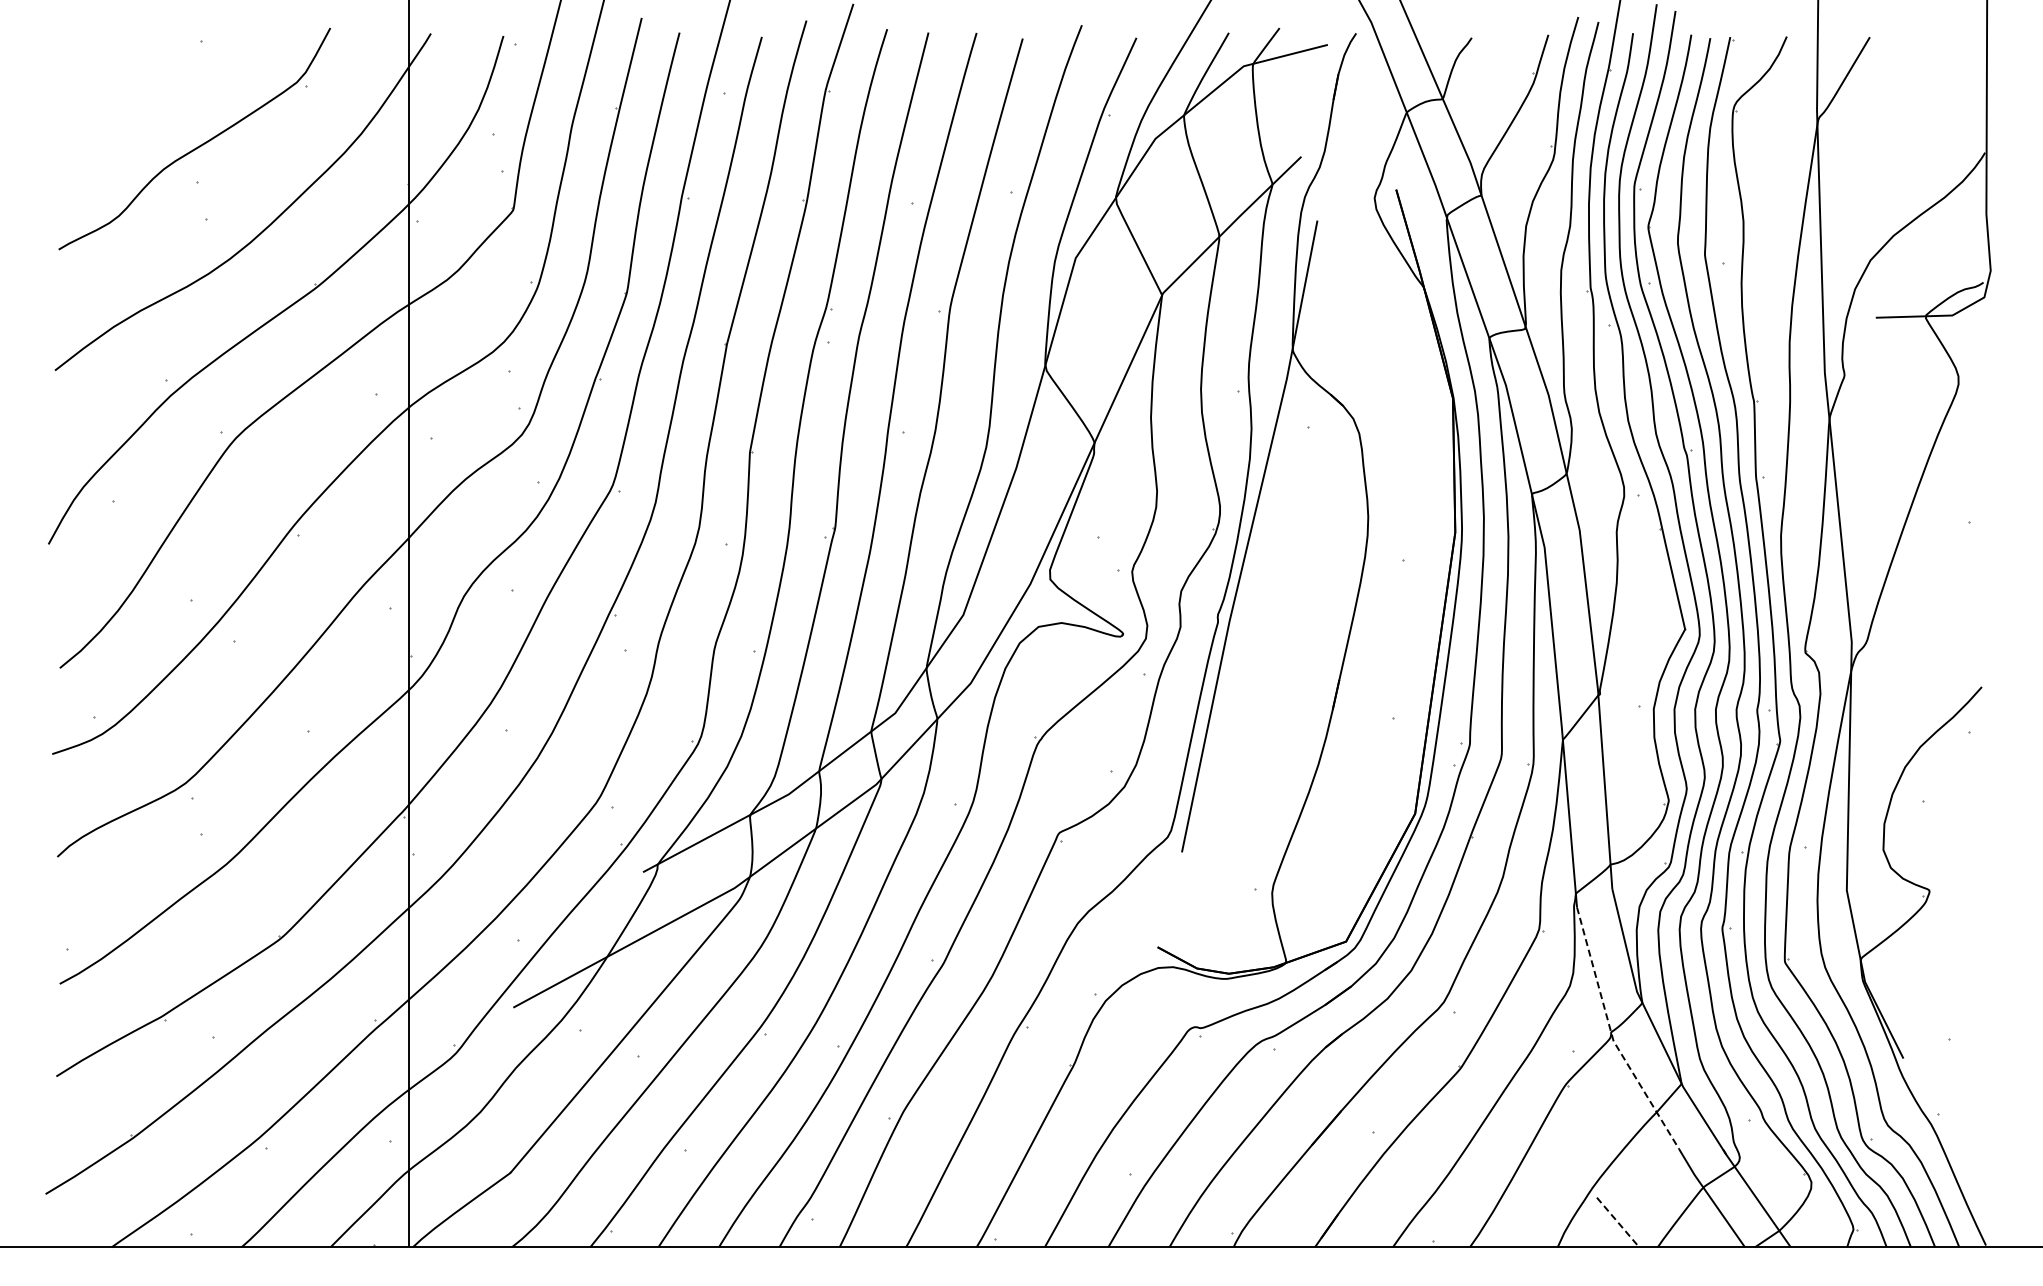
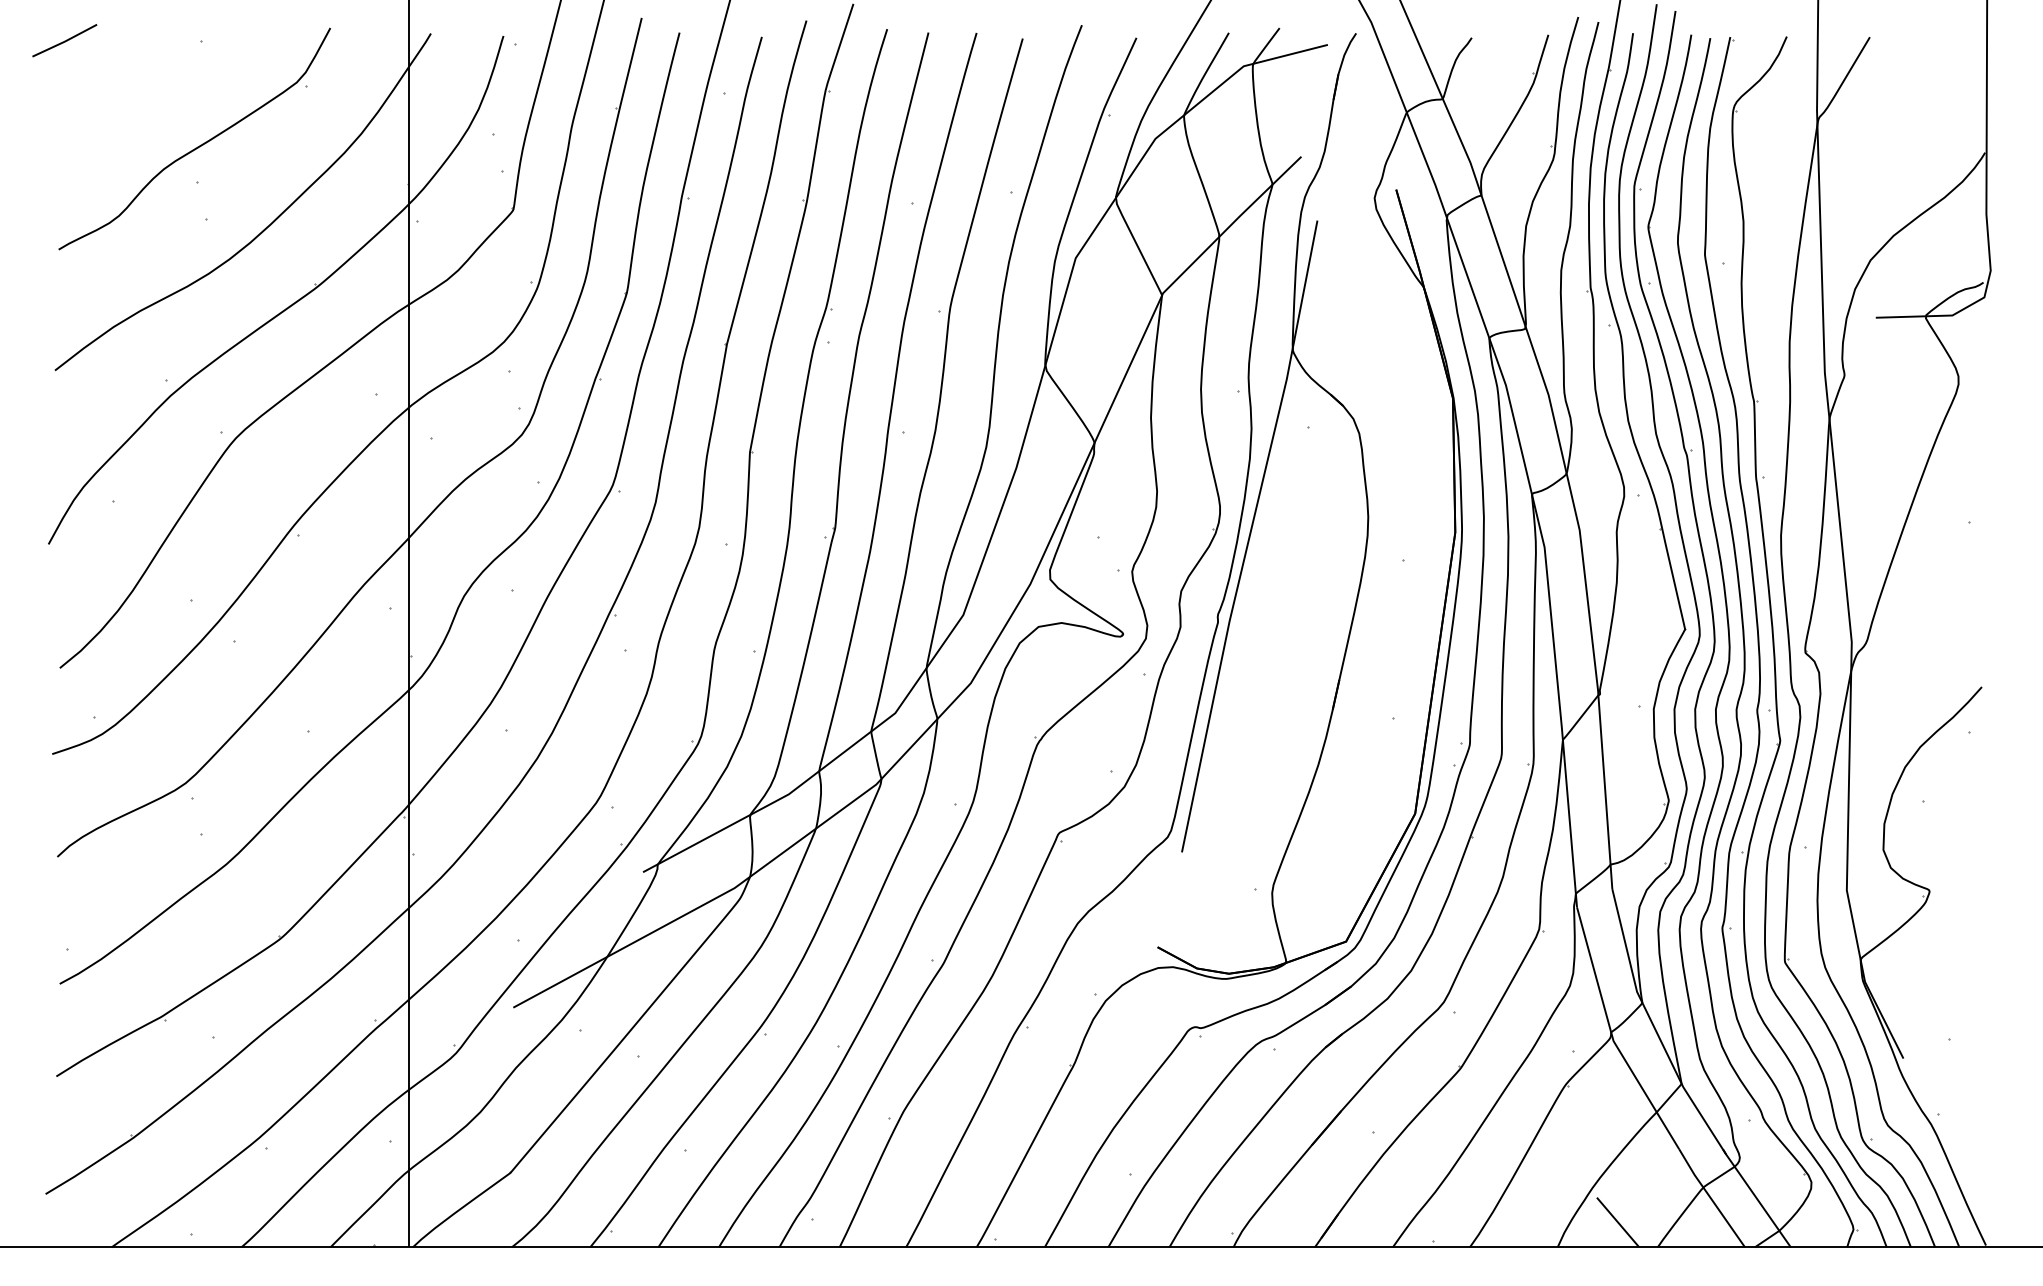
line: none -> present (64, 40)
line: dashed -> solid (1612, 1036)
line: dashed -> solid (1618, 1222)
